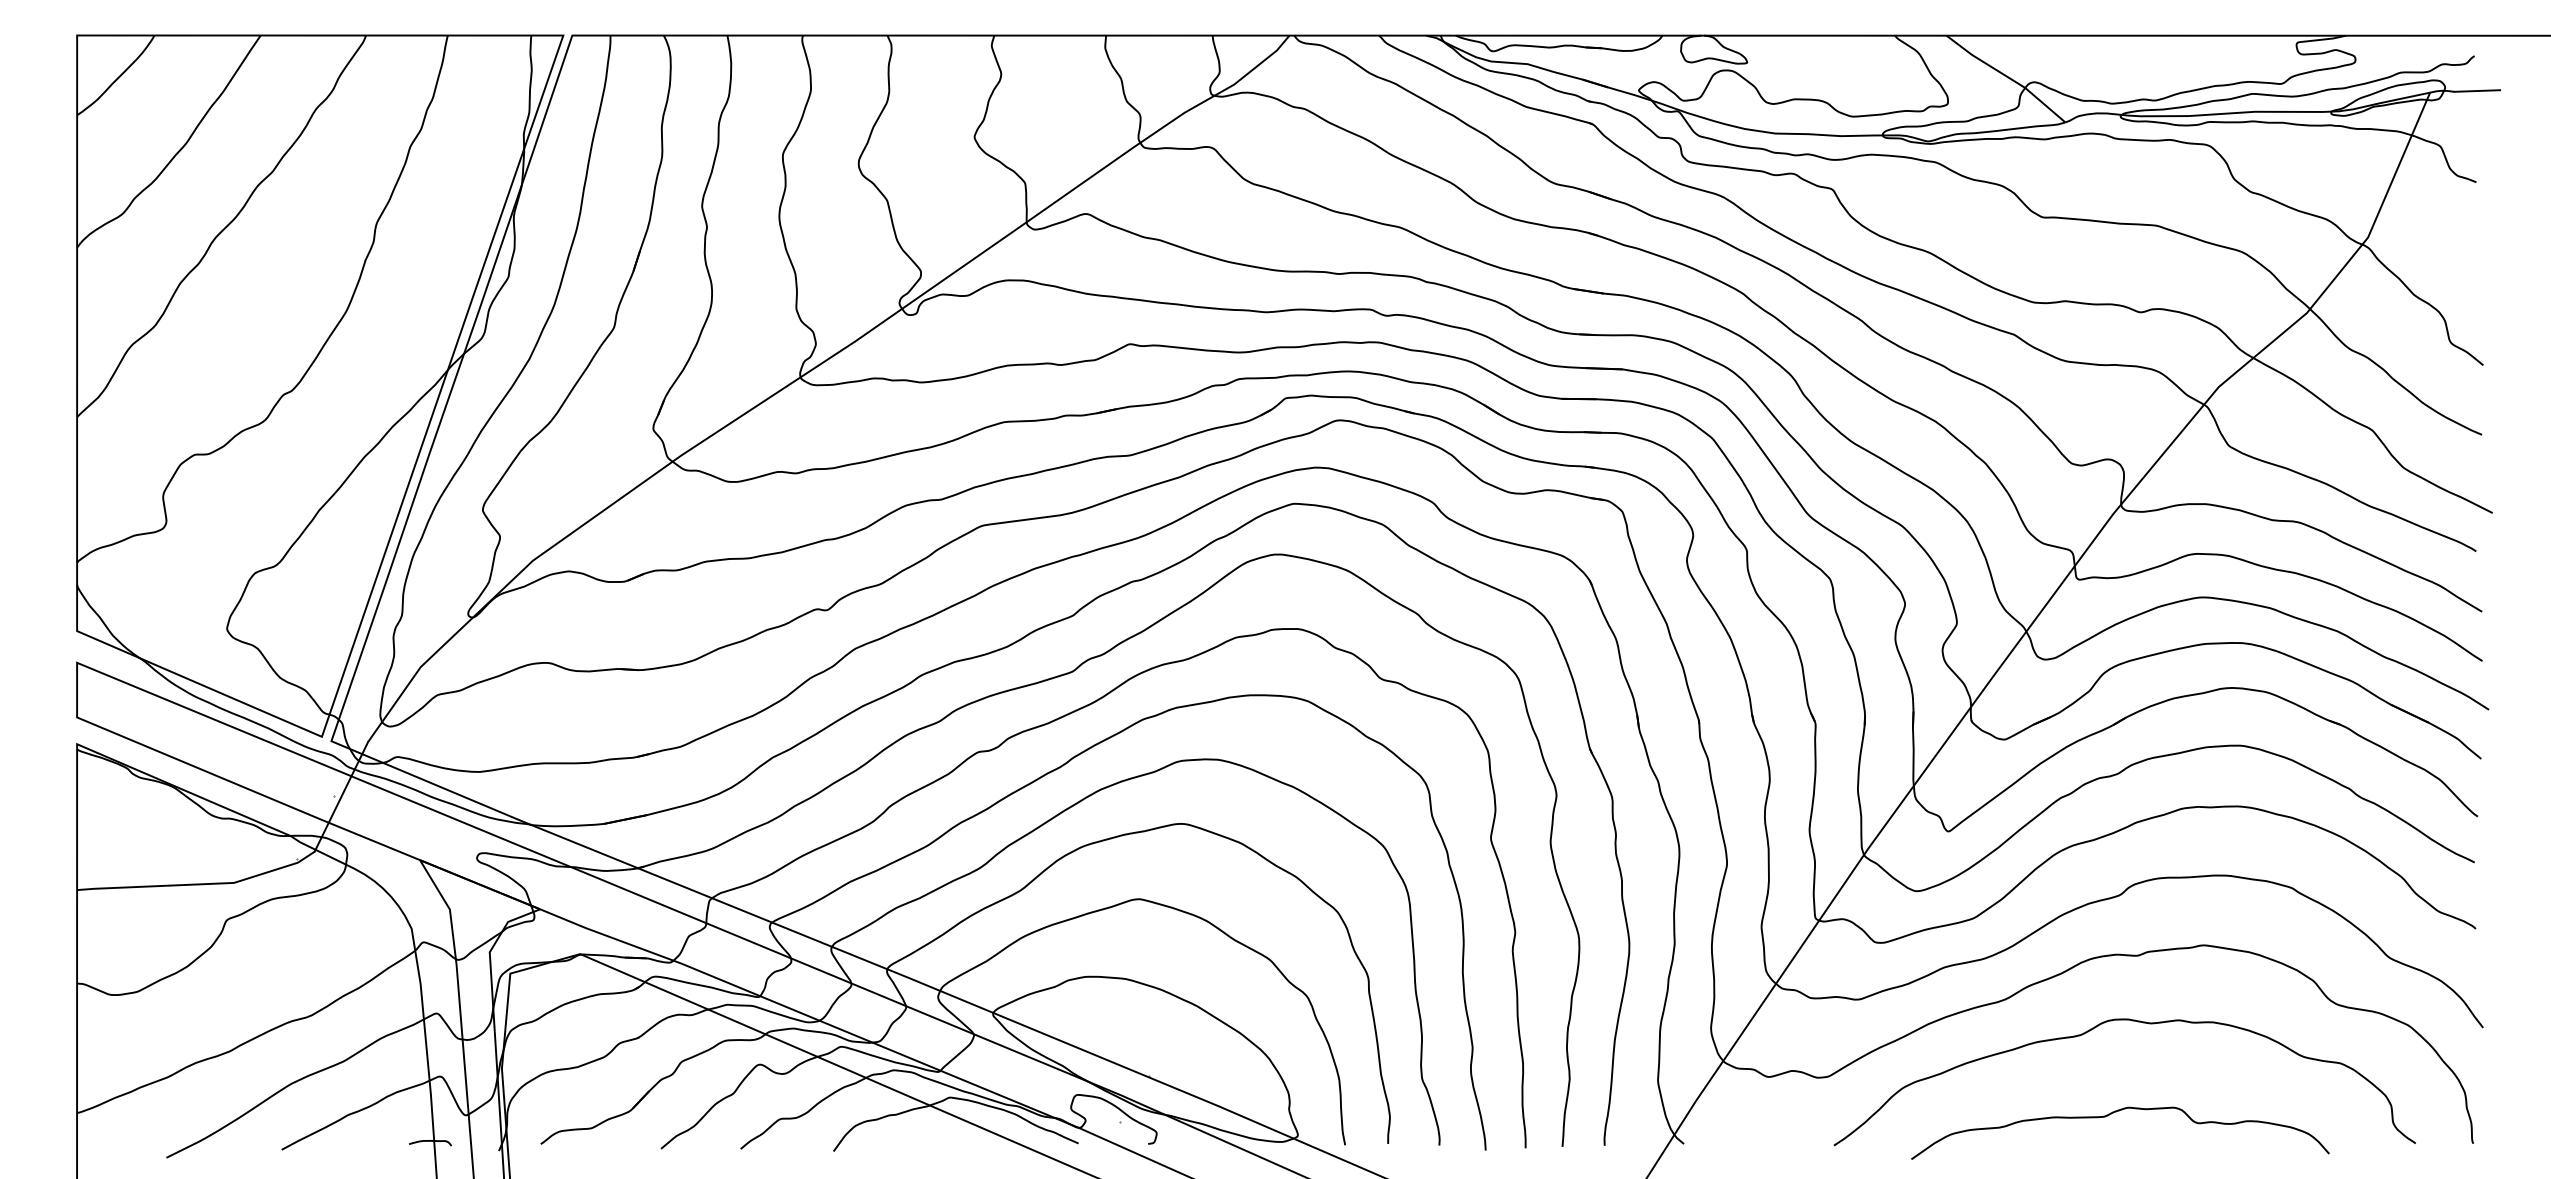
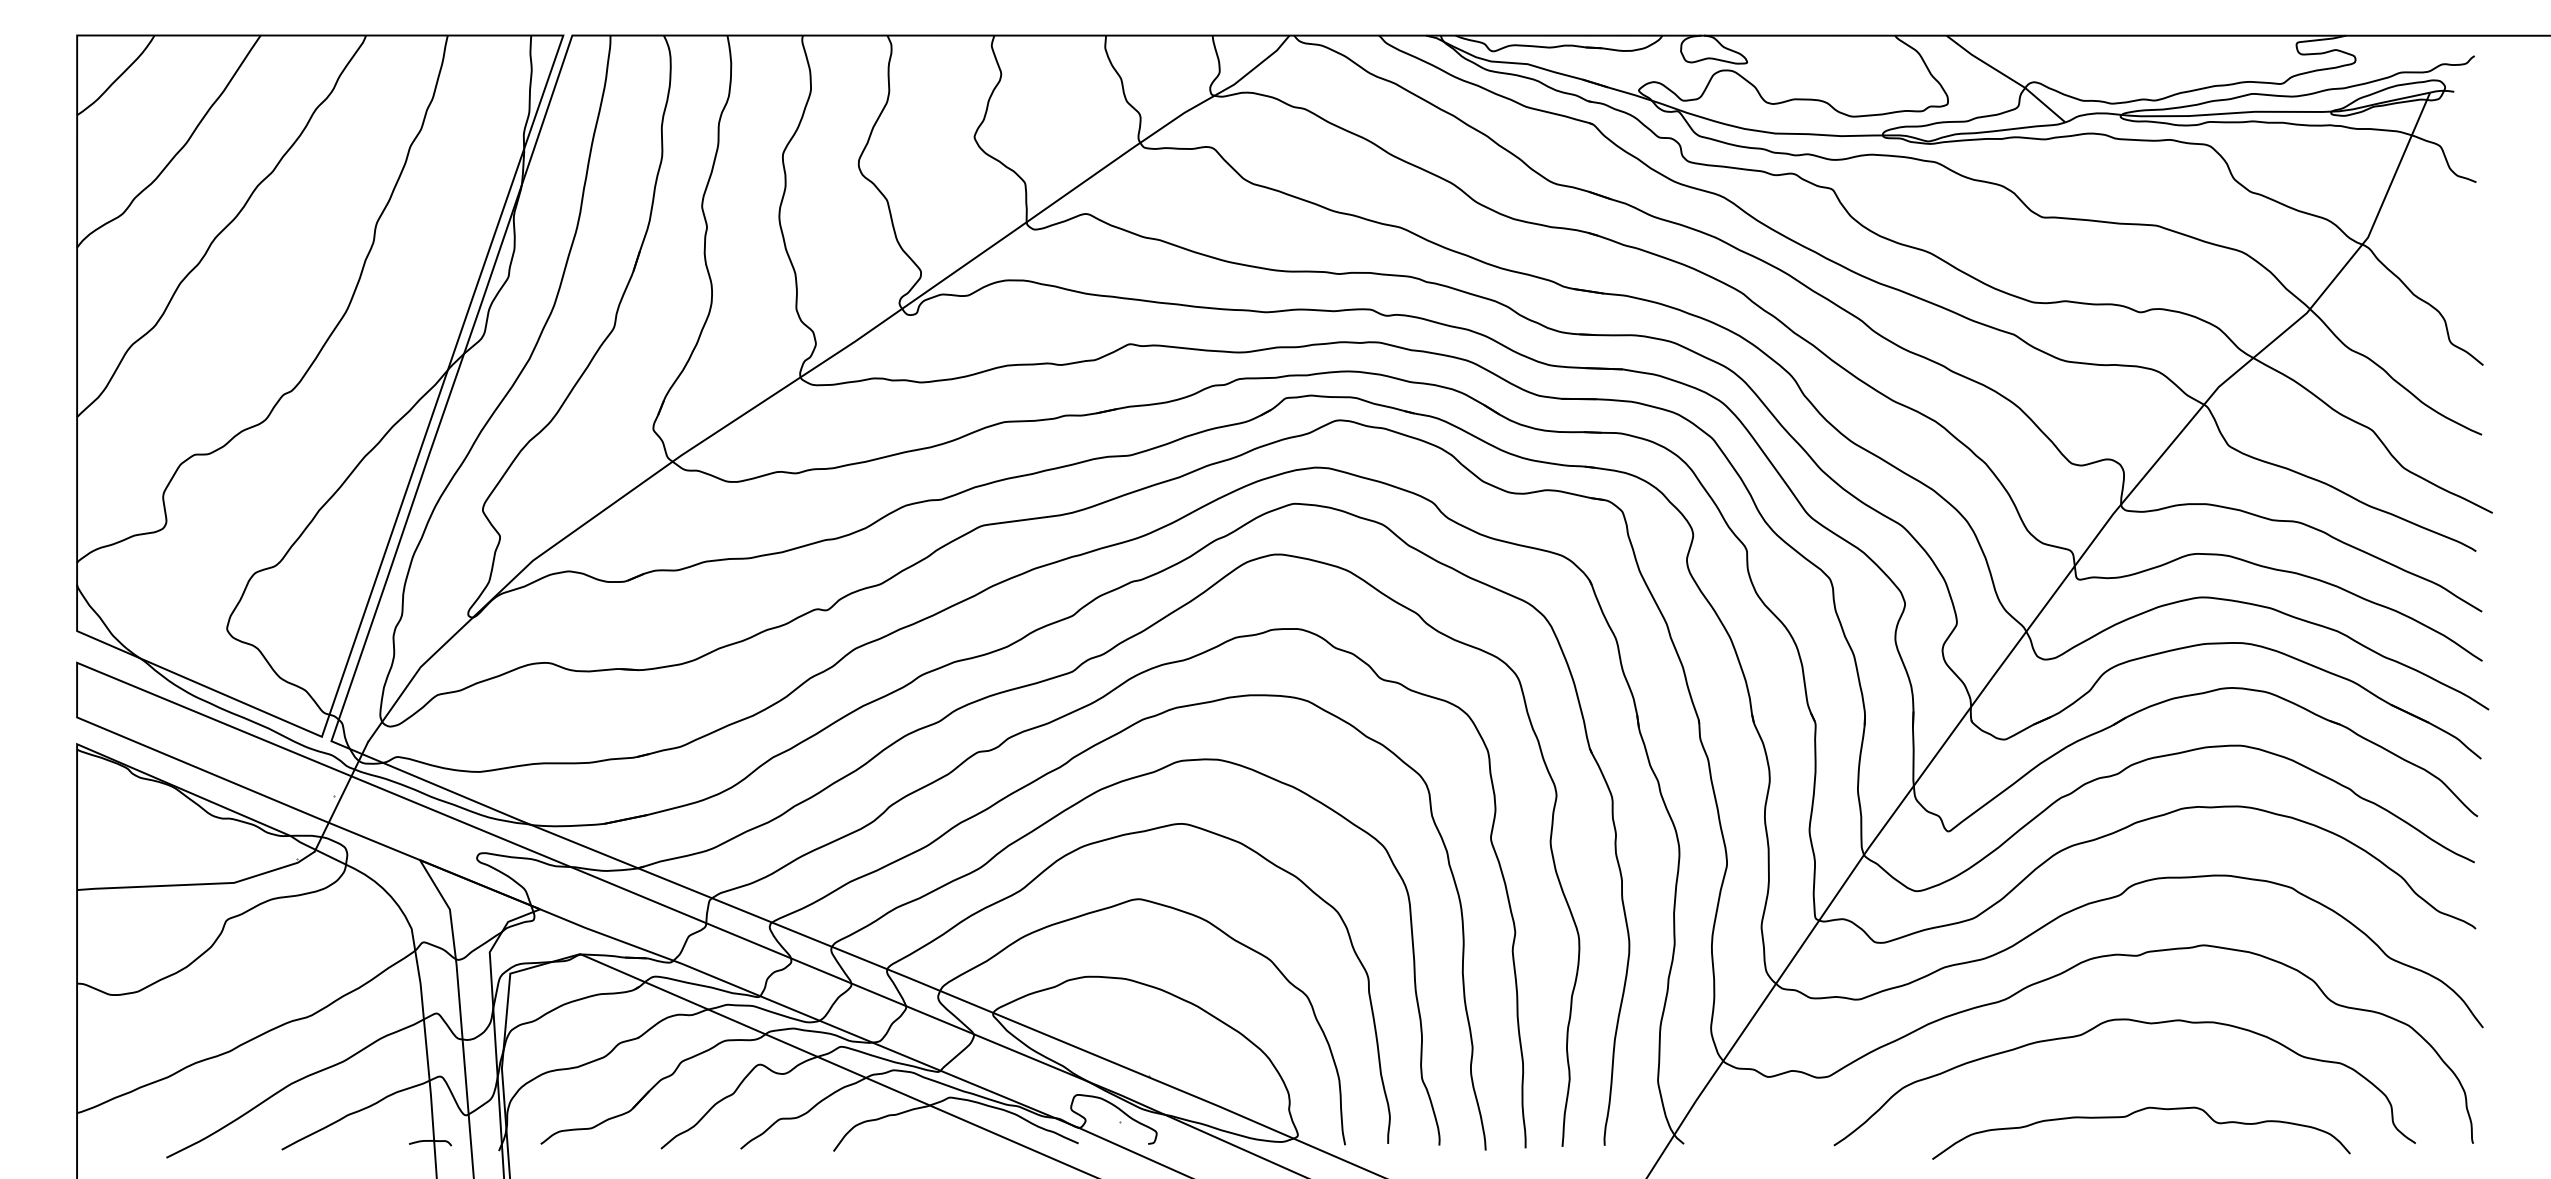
line: present -> none (2477, 90)
curve position: (2111, 1114) -> (2132, 1114) (2132, 1114)
